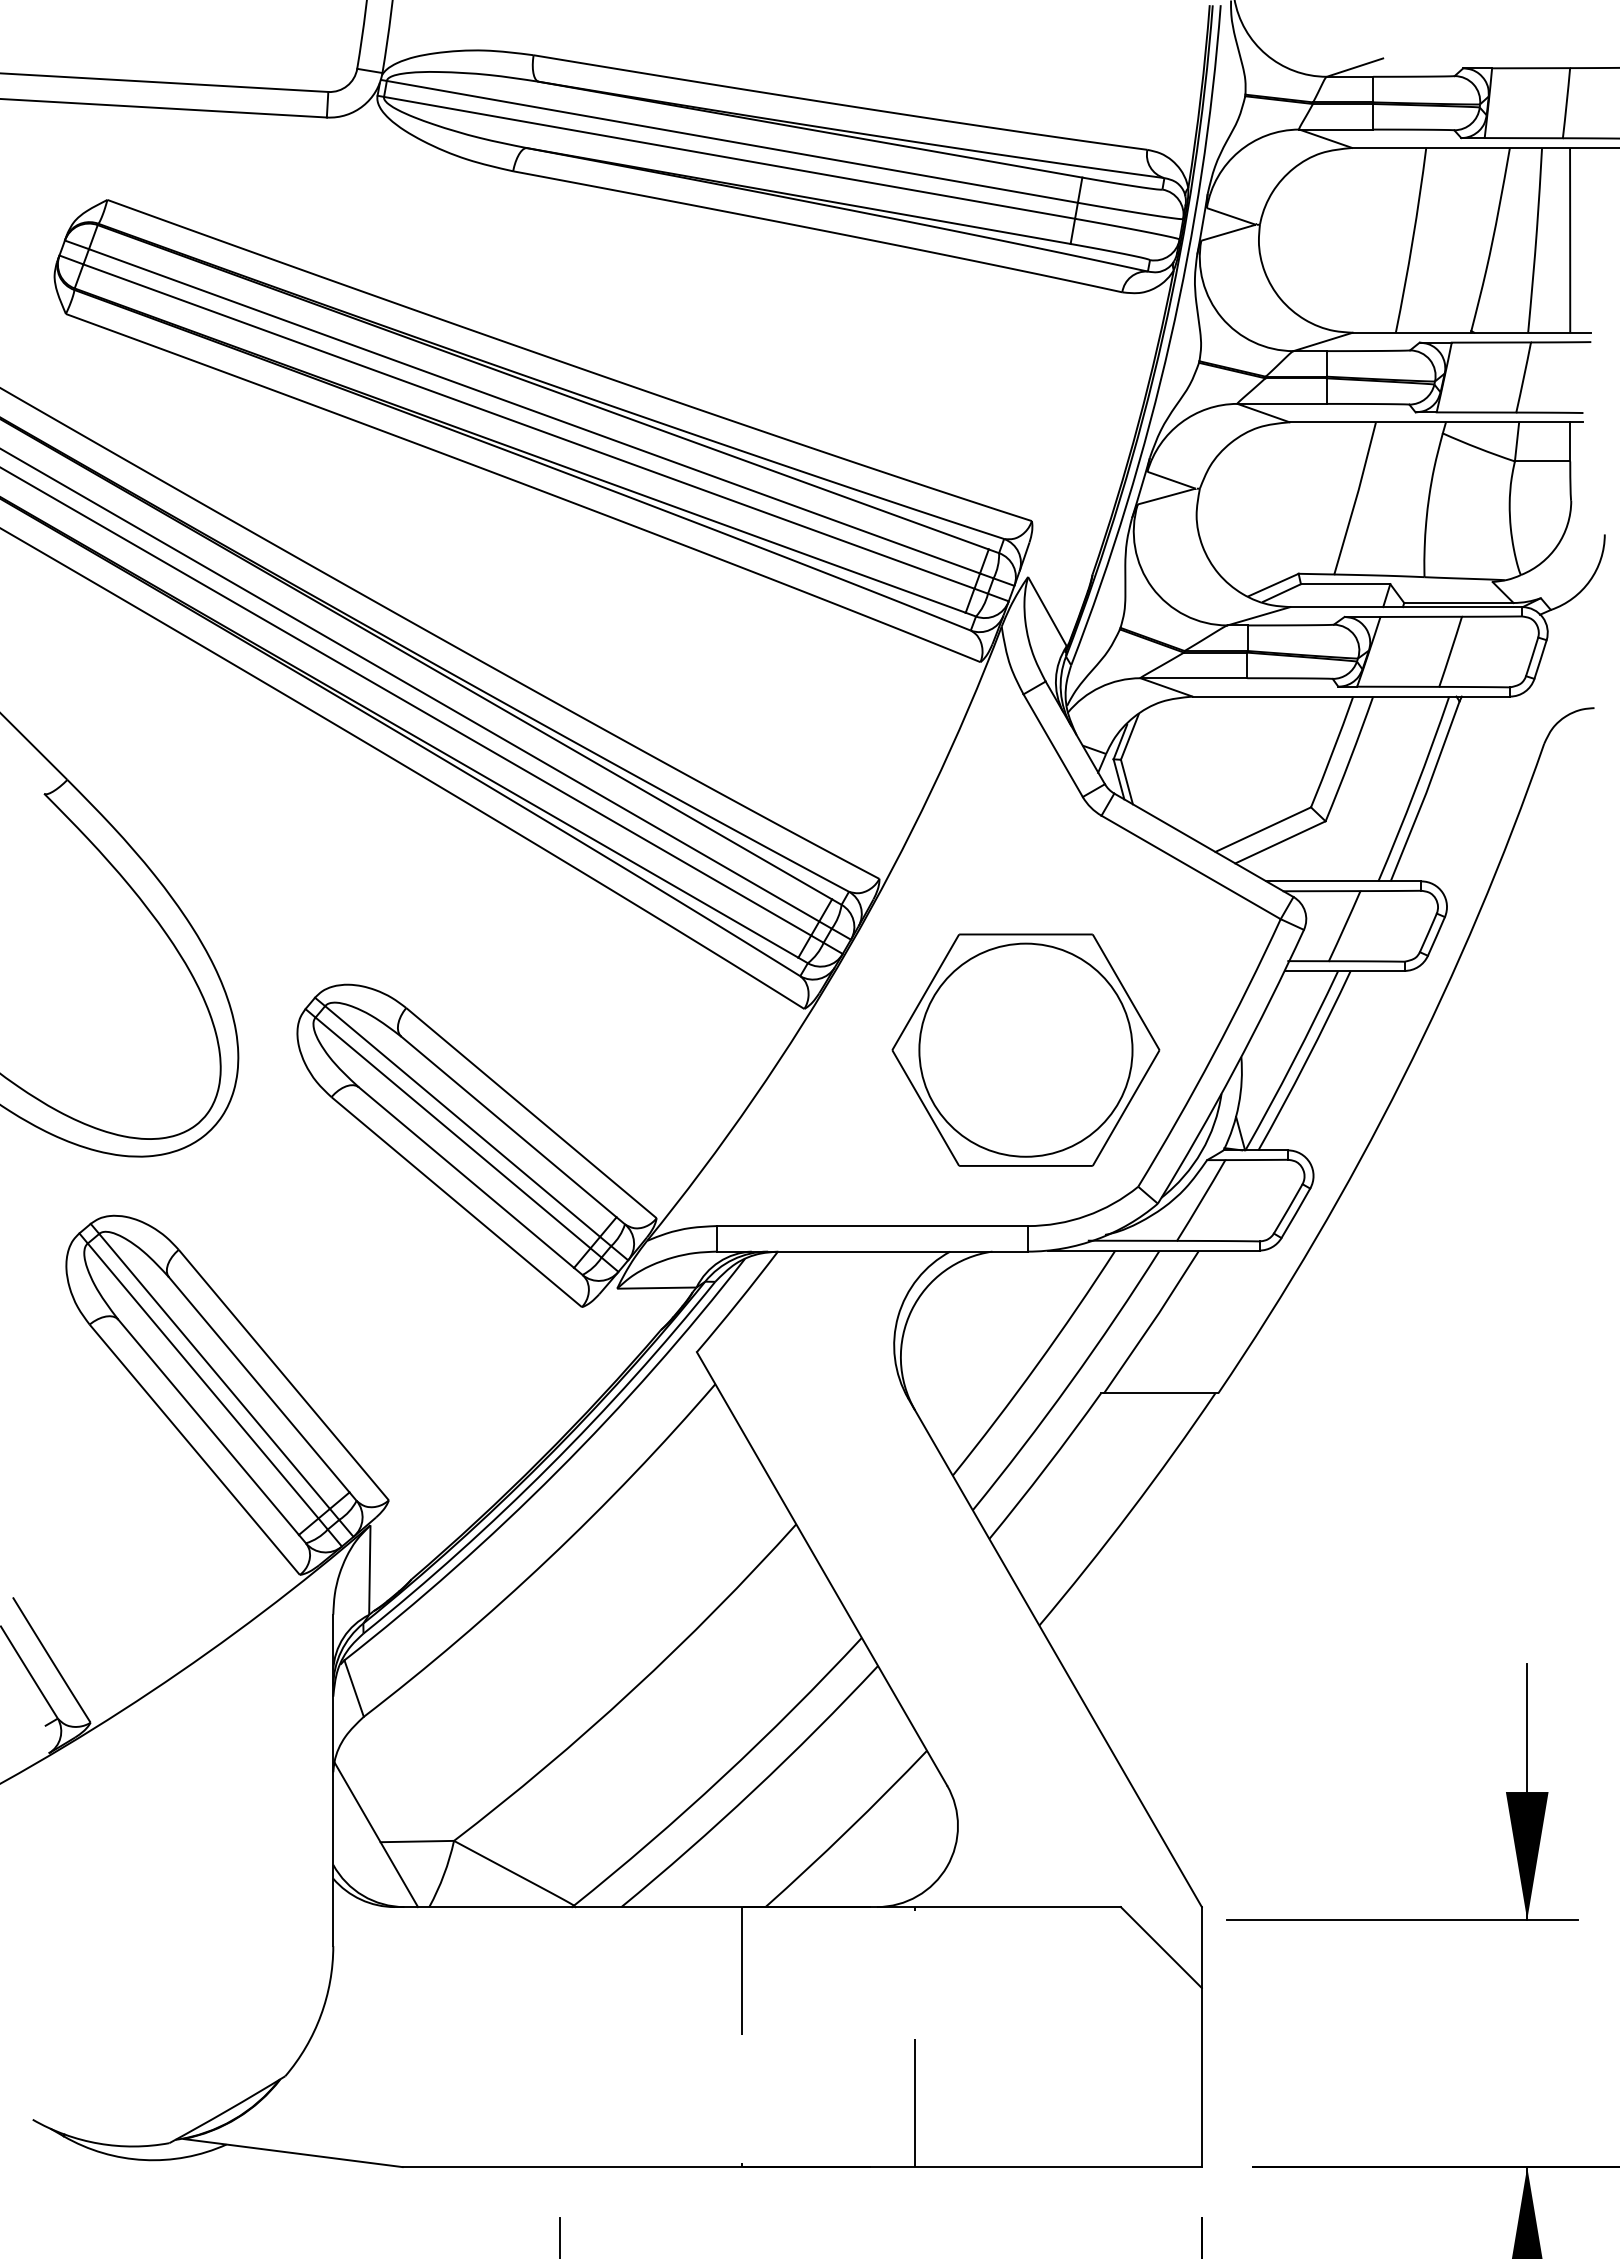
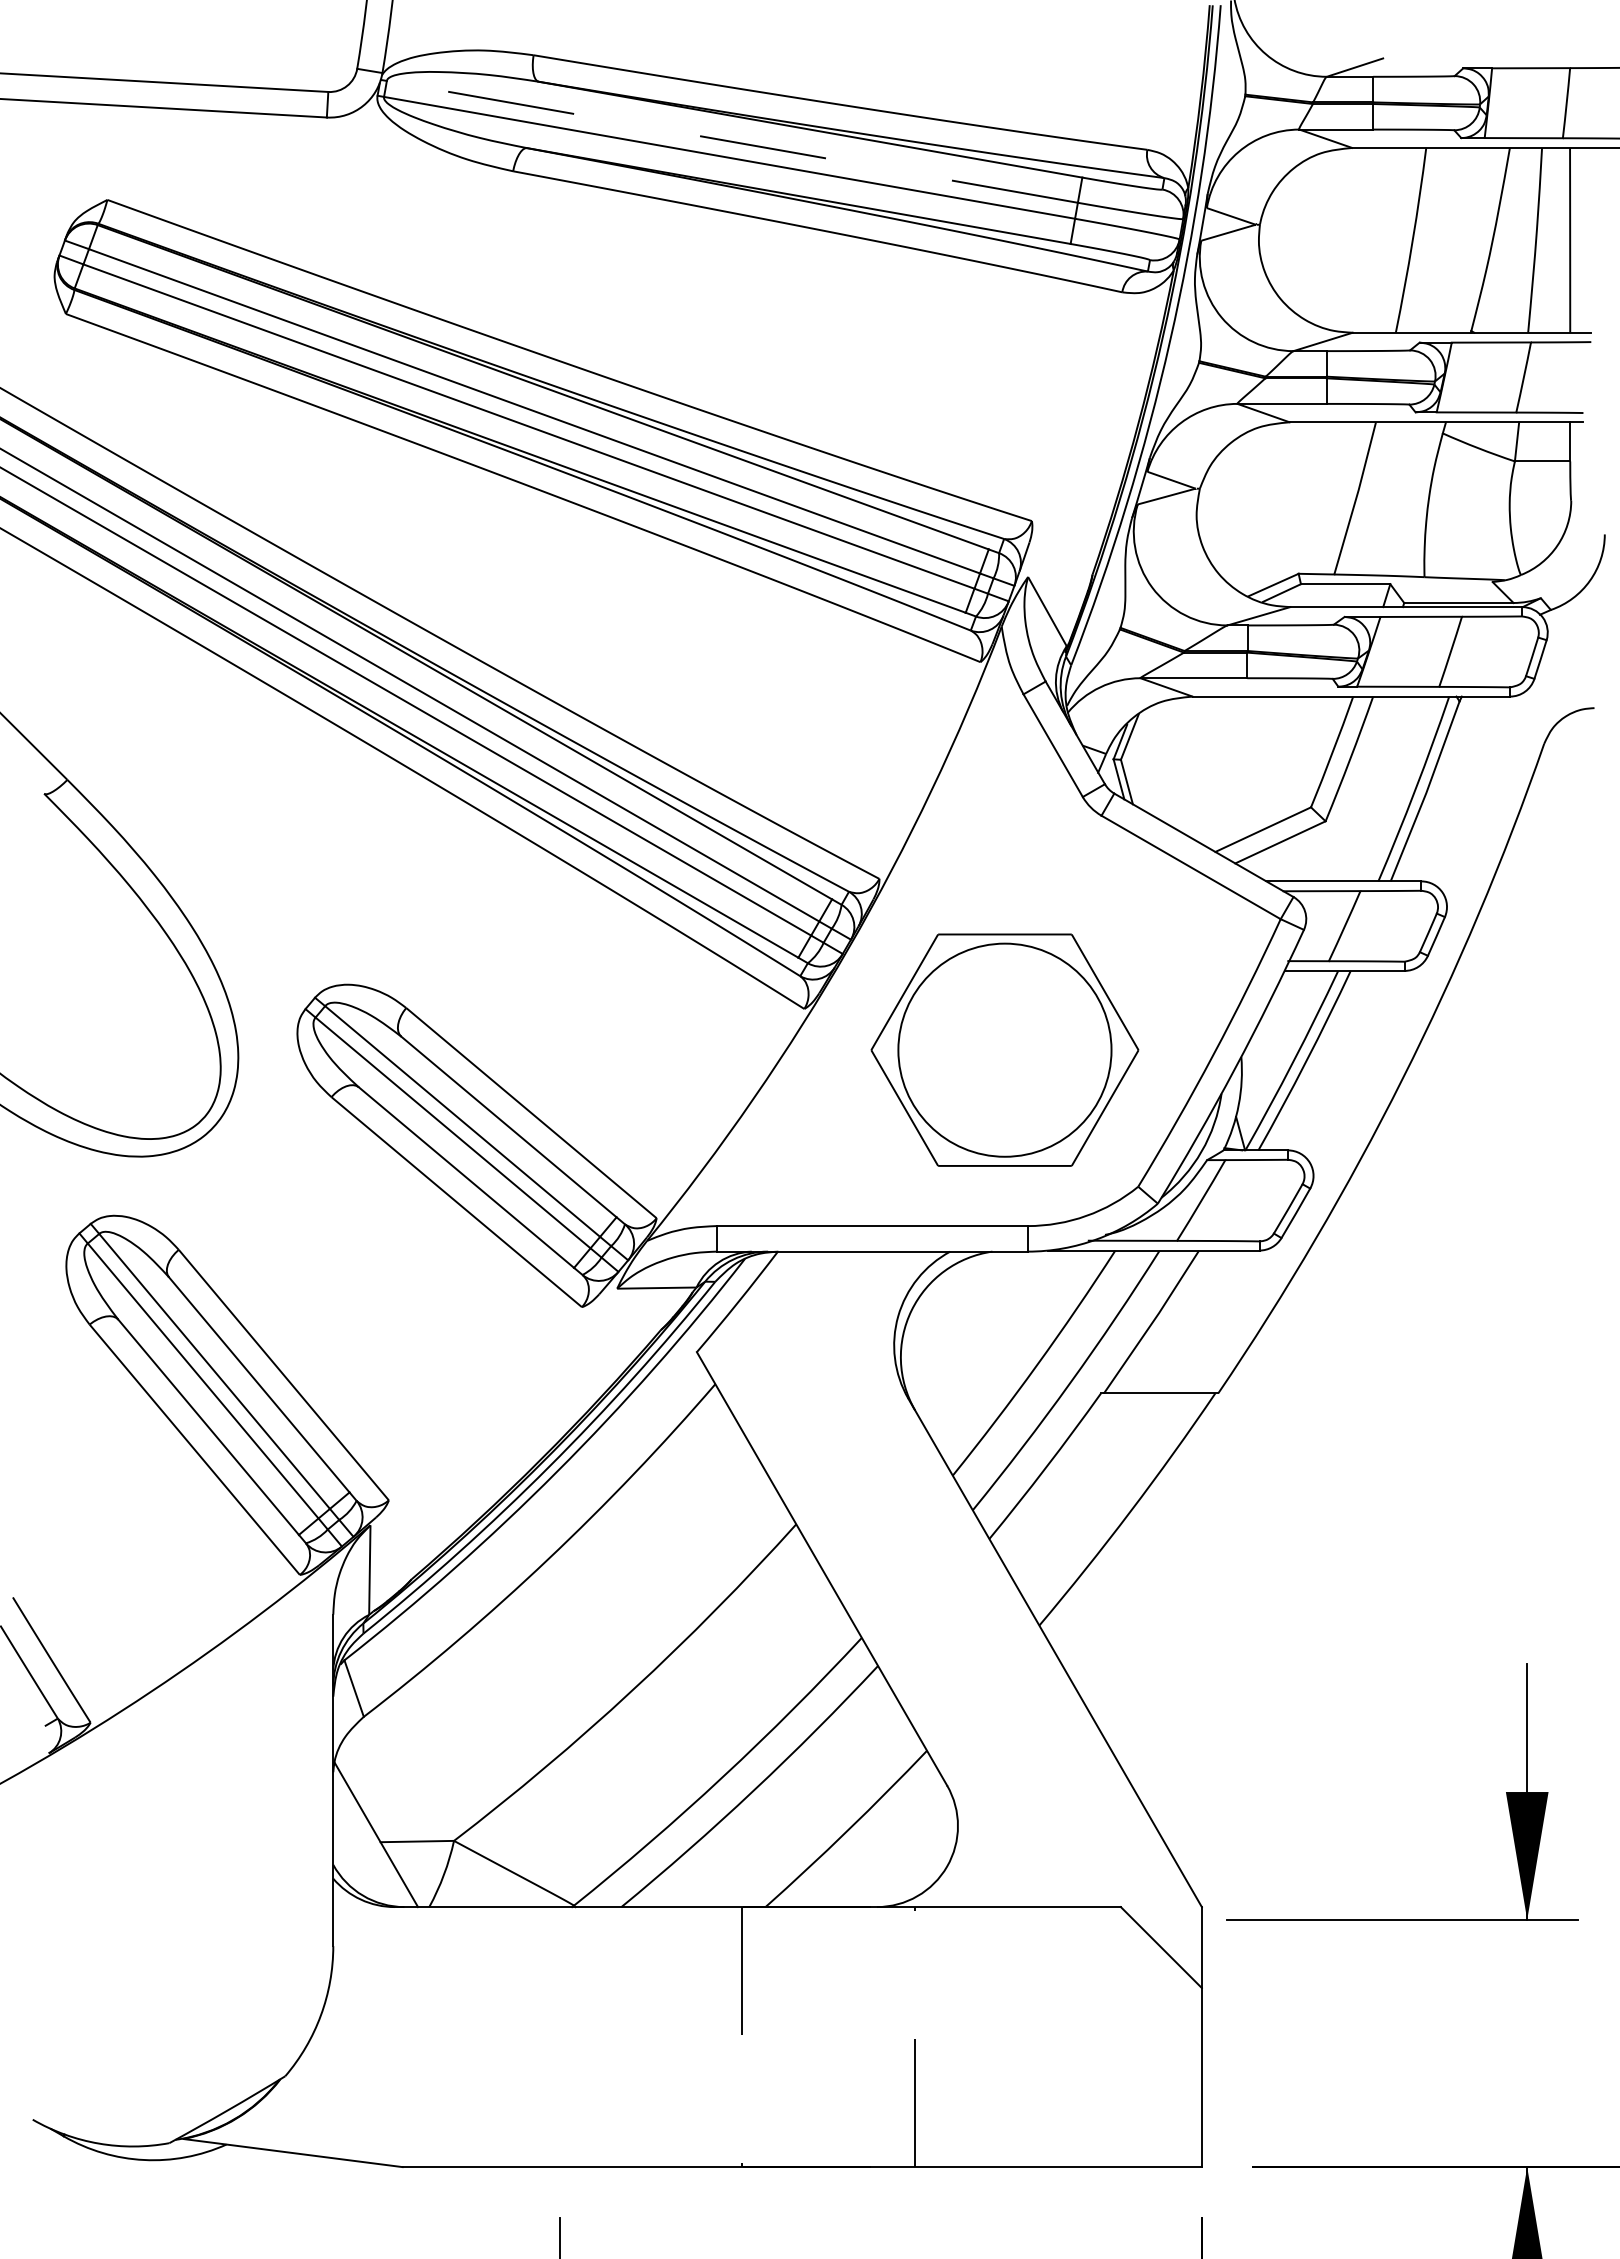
line: solid -> dashed (732, 141)
part position: (1025, 1049) -> (1004, 1049) (1004, 1049)
